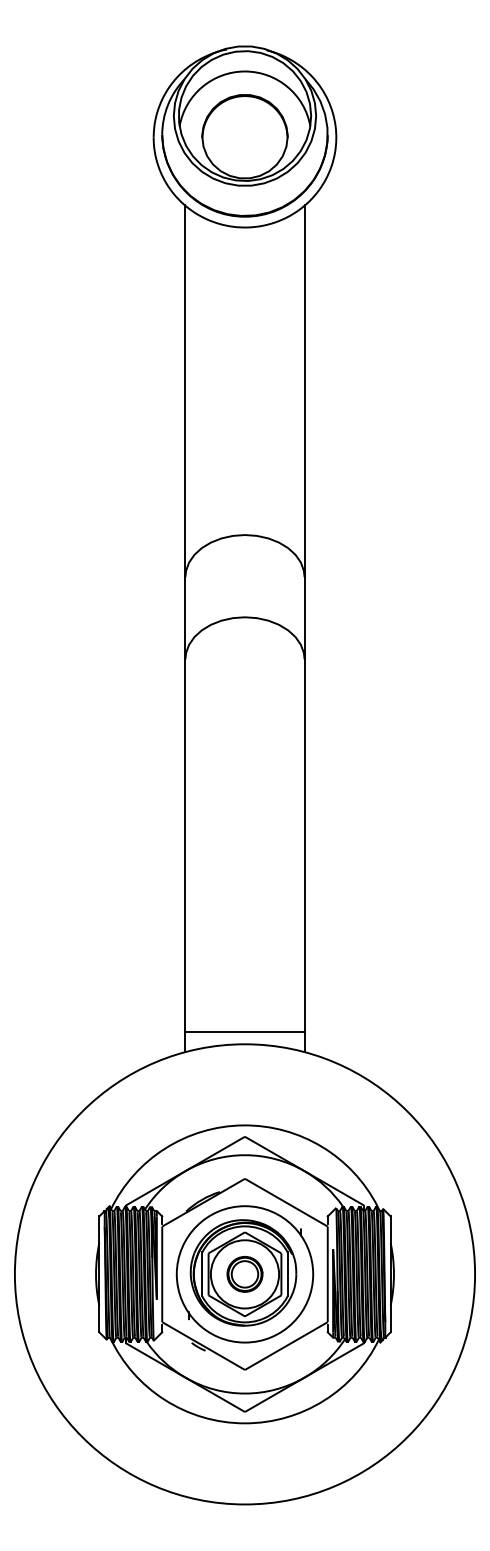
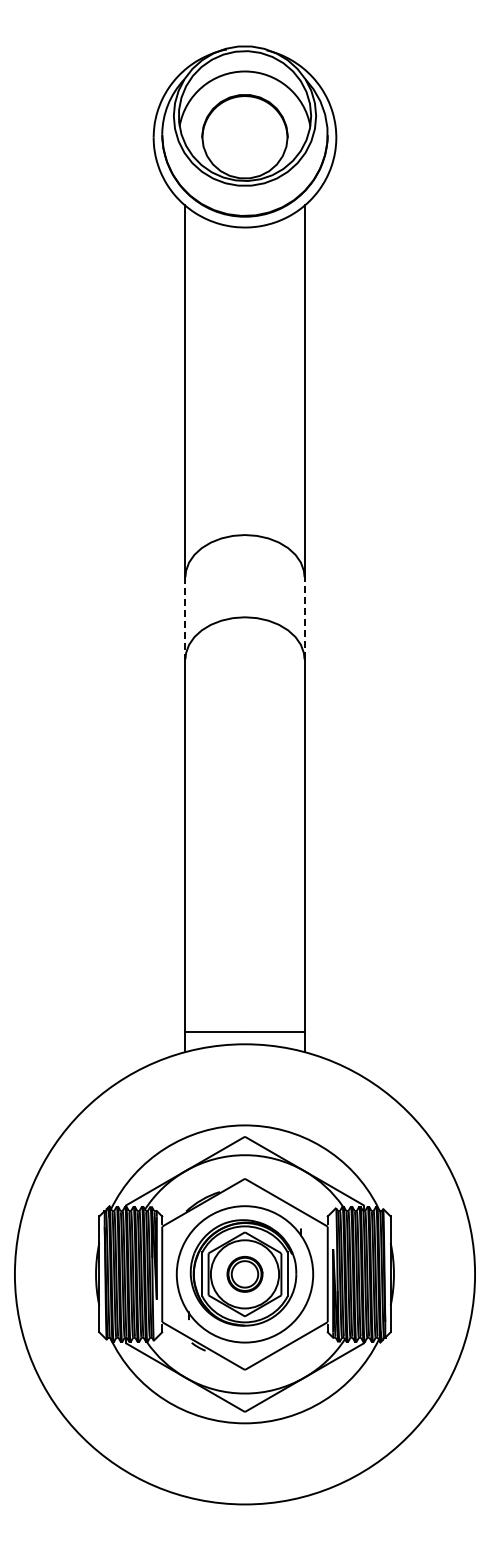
line: solid -> dashed (304, 617)
line: solid -> dashed (185, 618)
